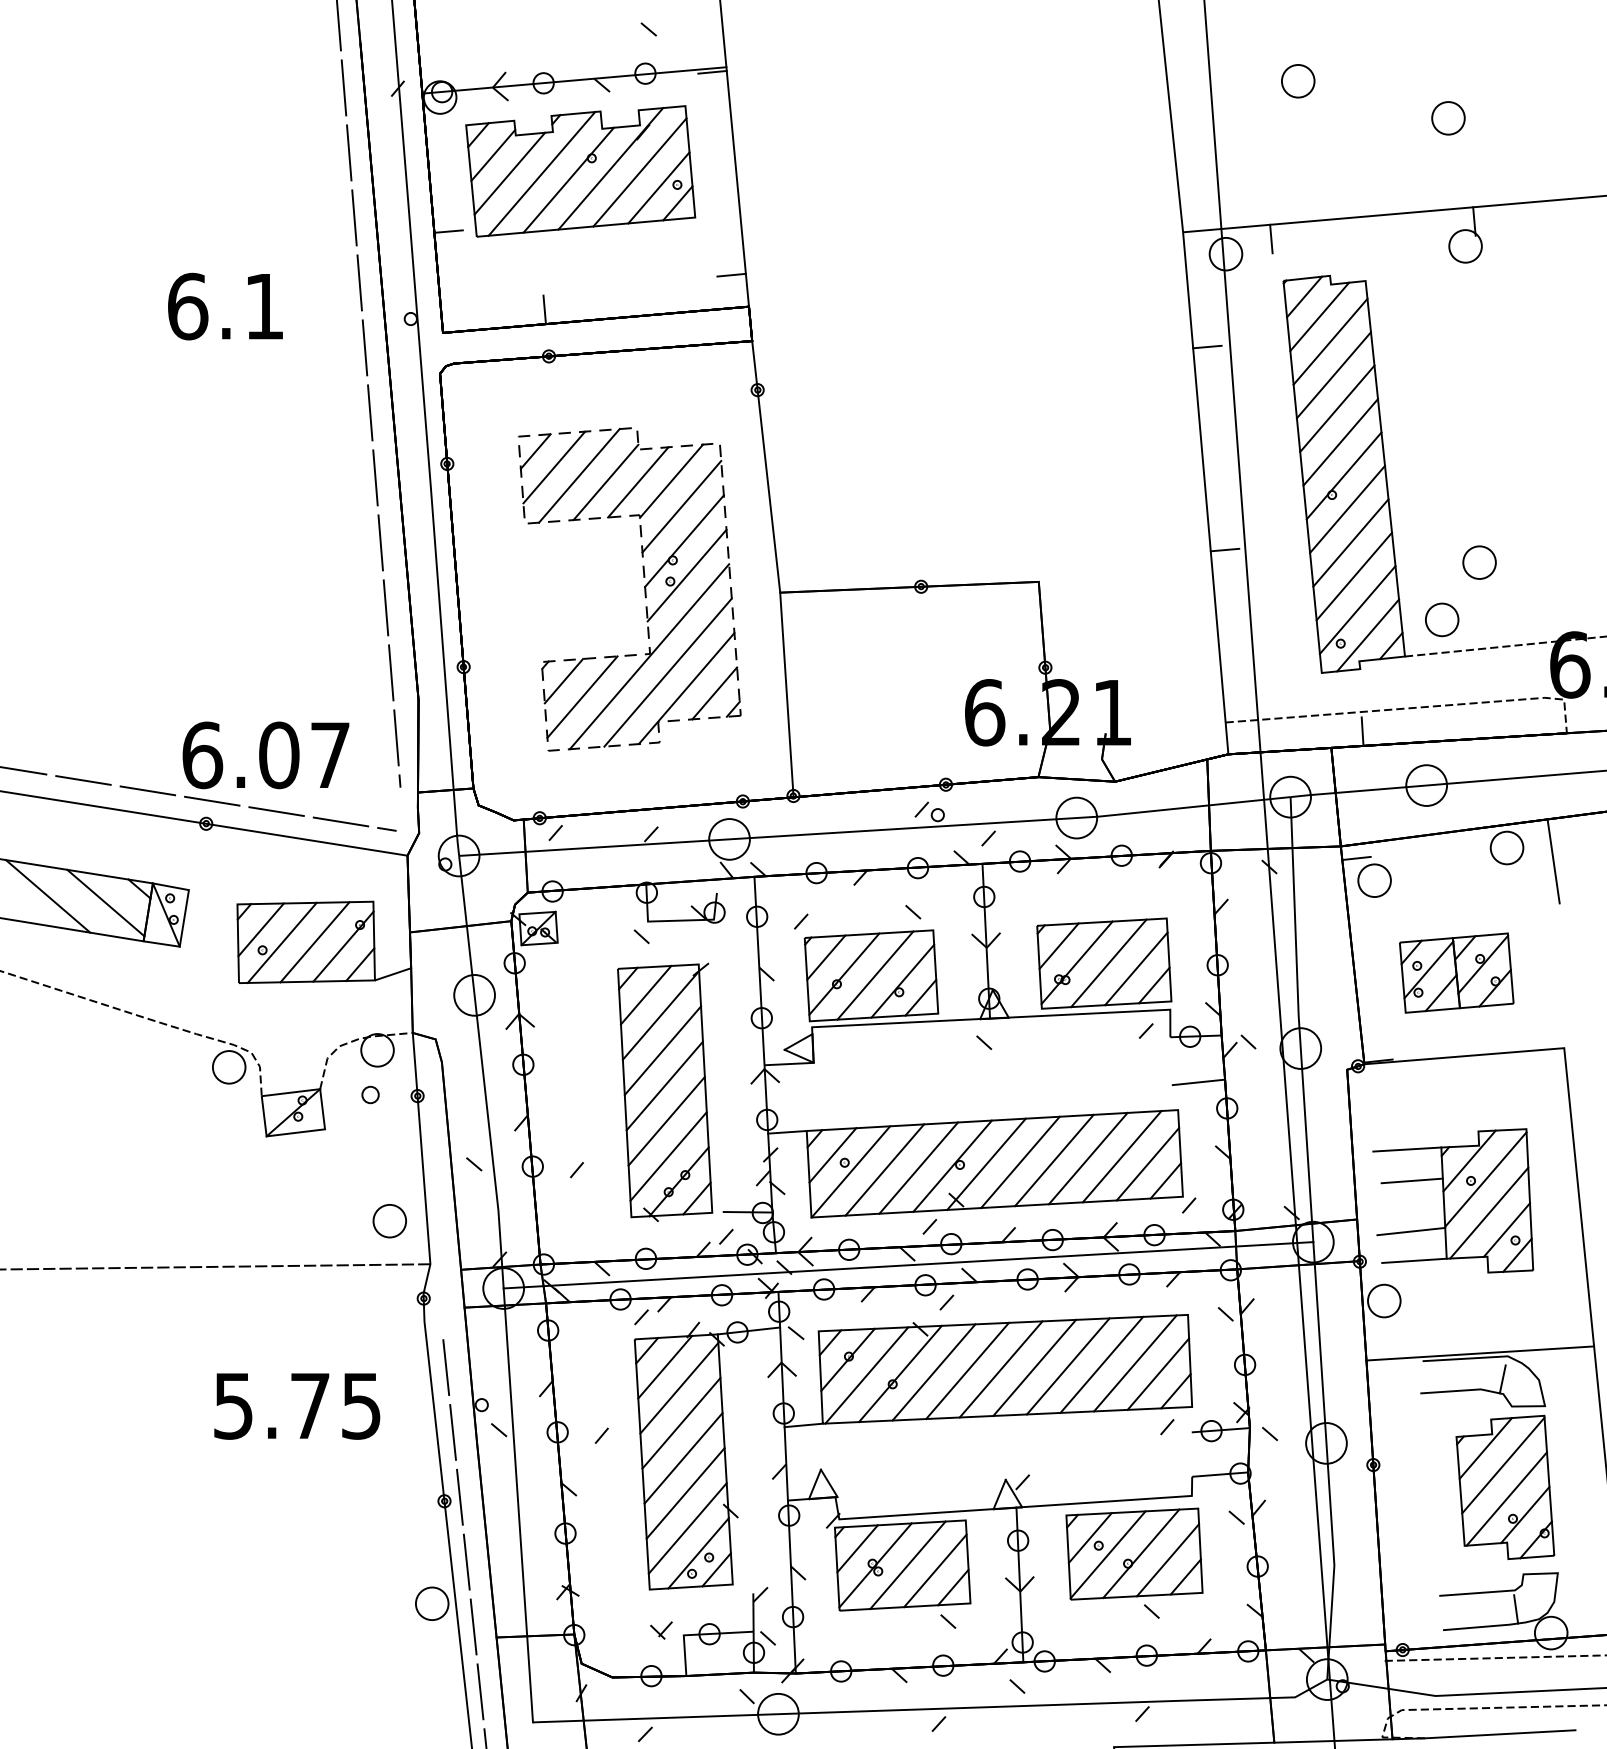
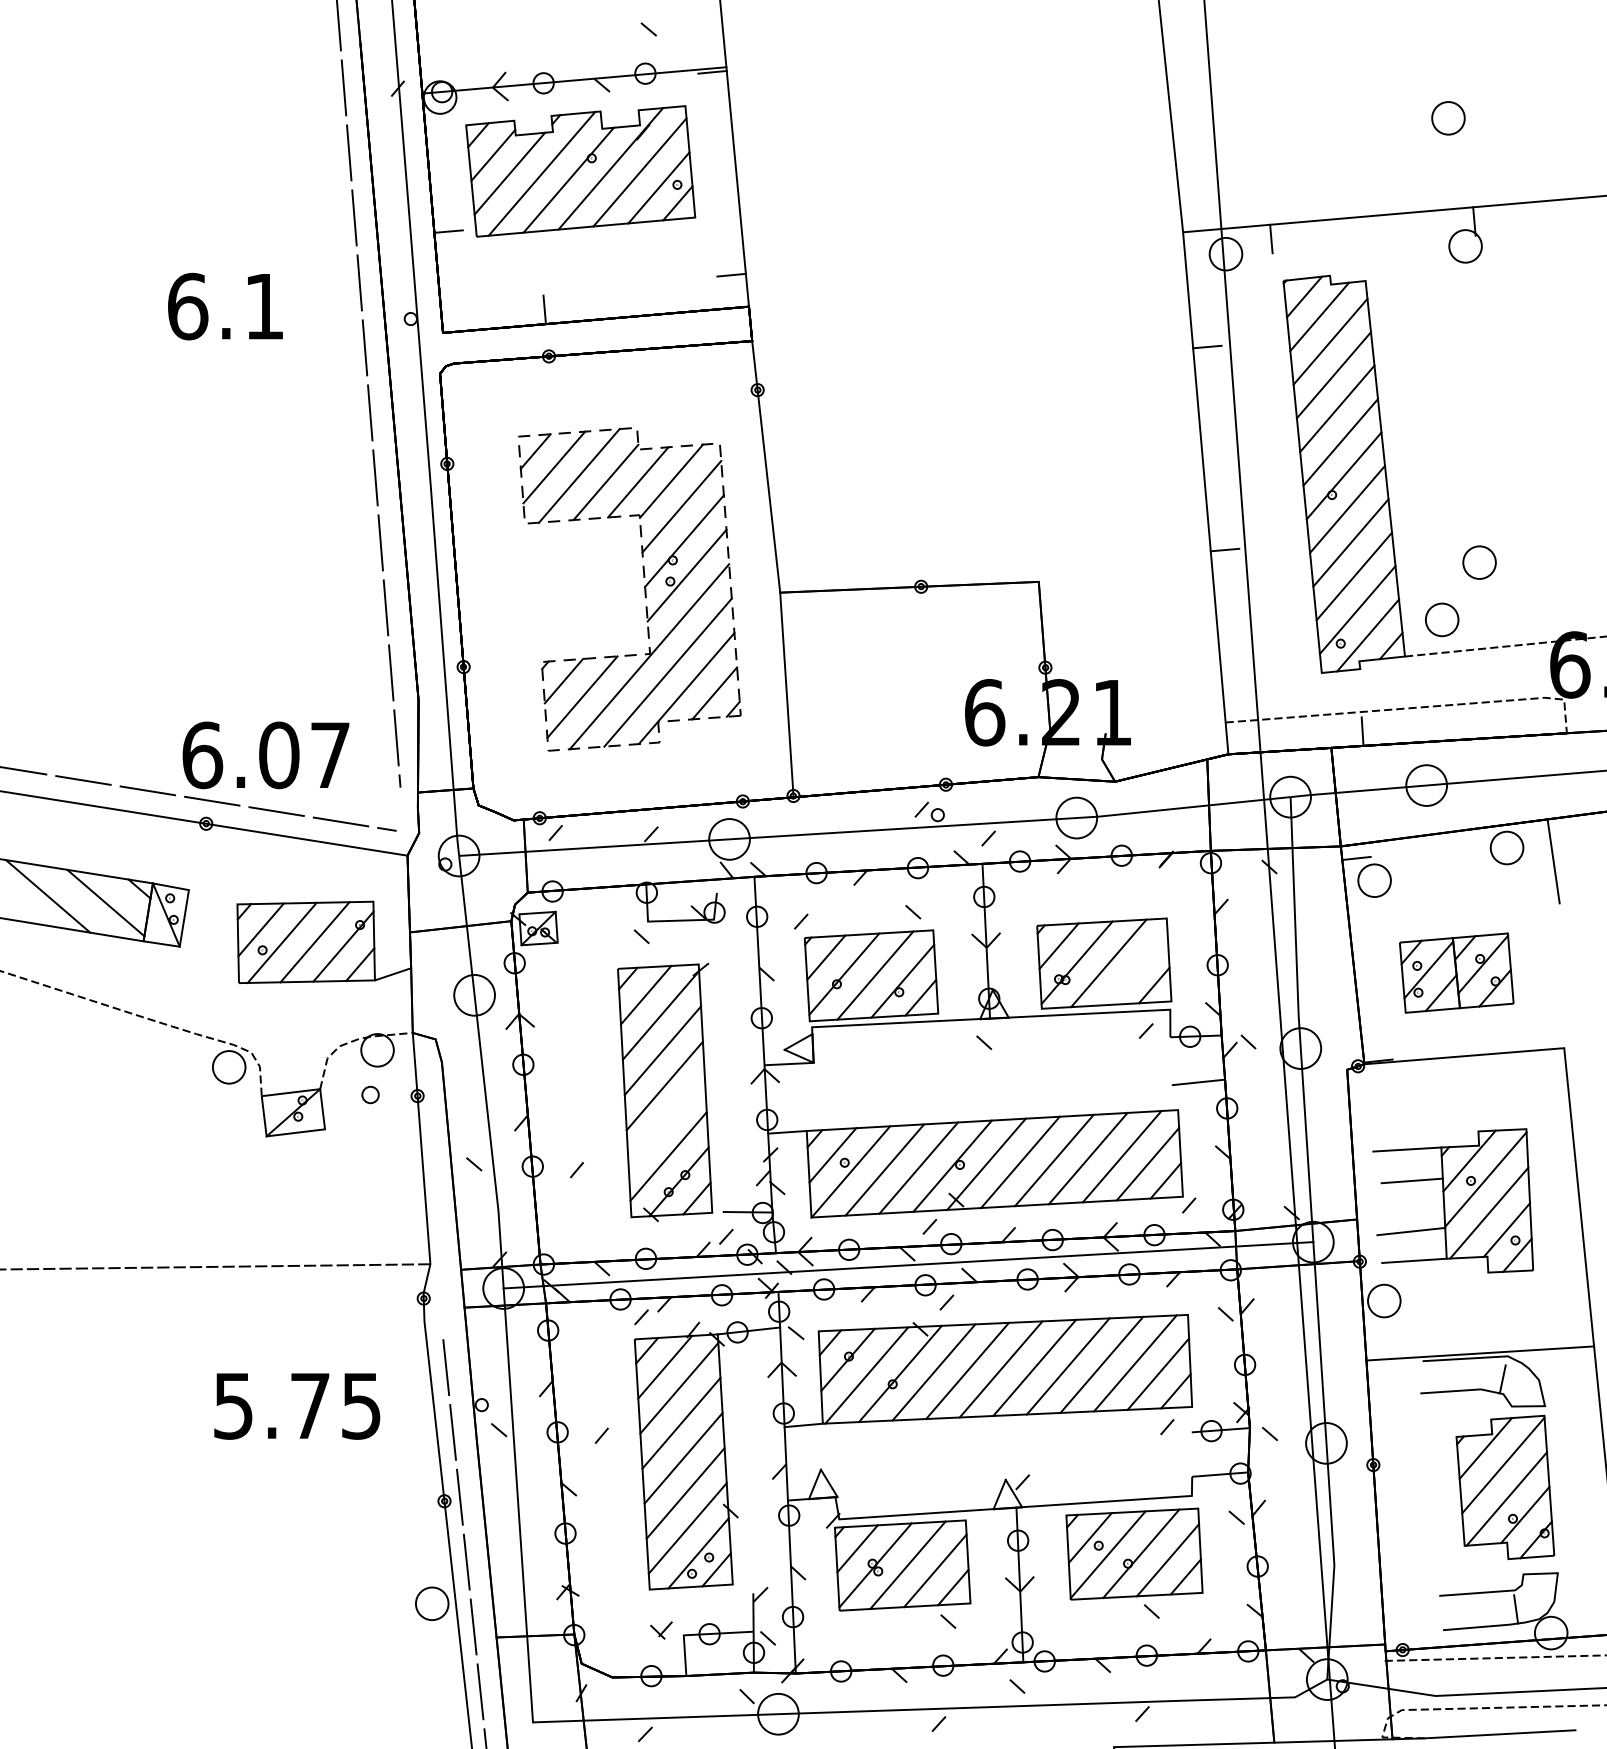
part: present -> none (1298, 81)
line: present -> none (1136, 968)
line: present -> none (666, 1120)
part: present -> none (389, 1221)
